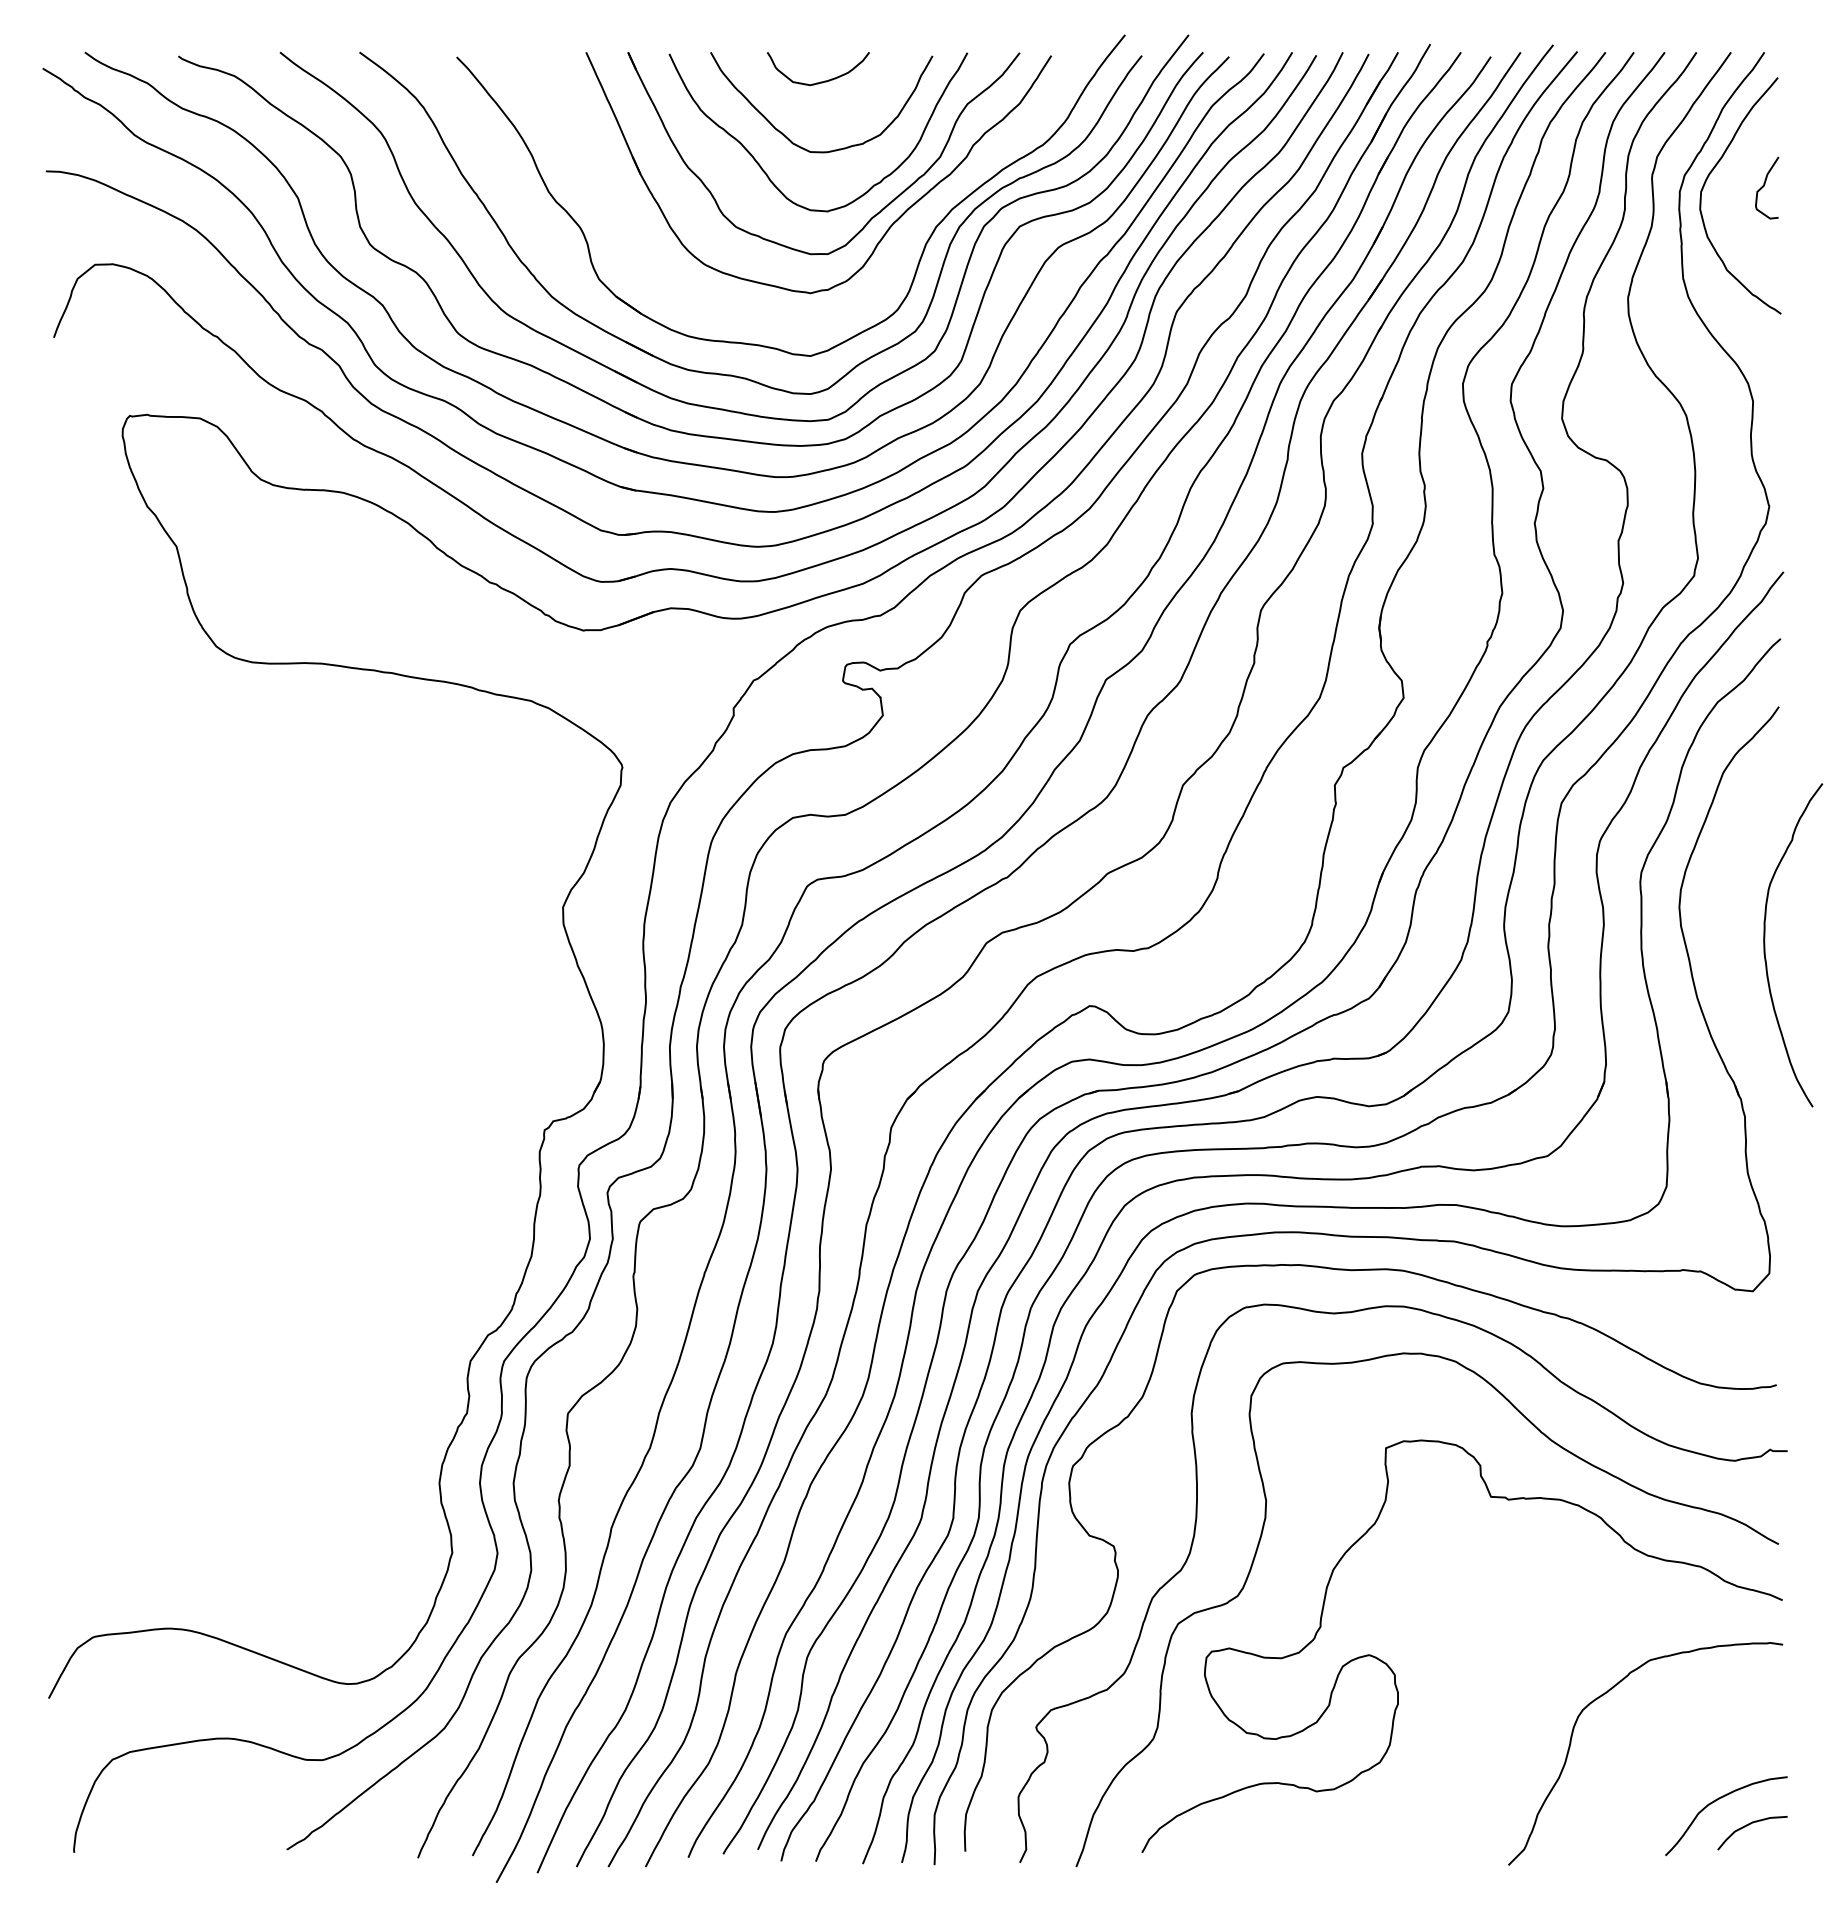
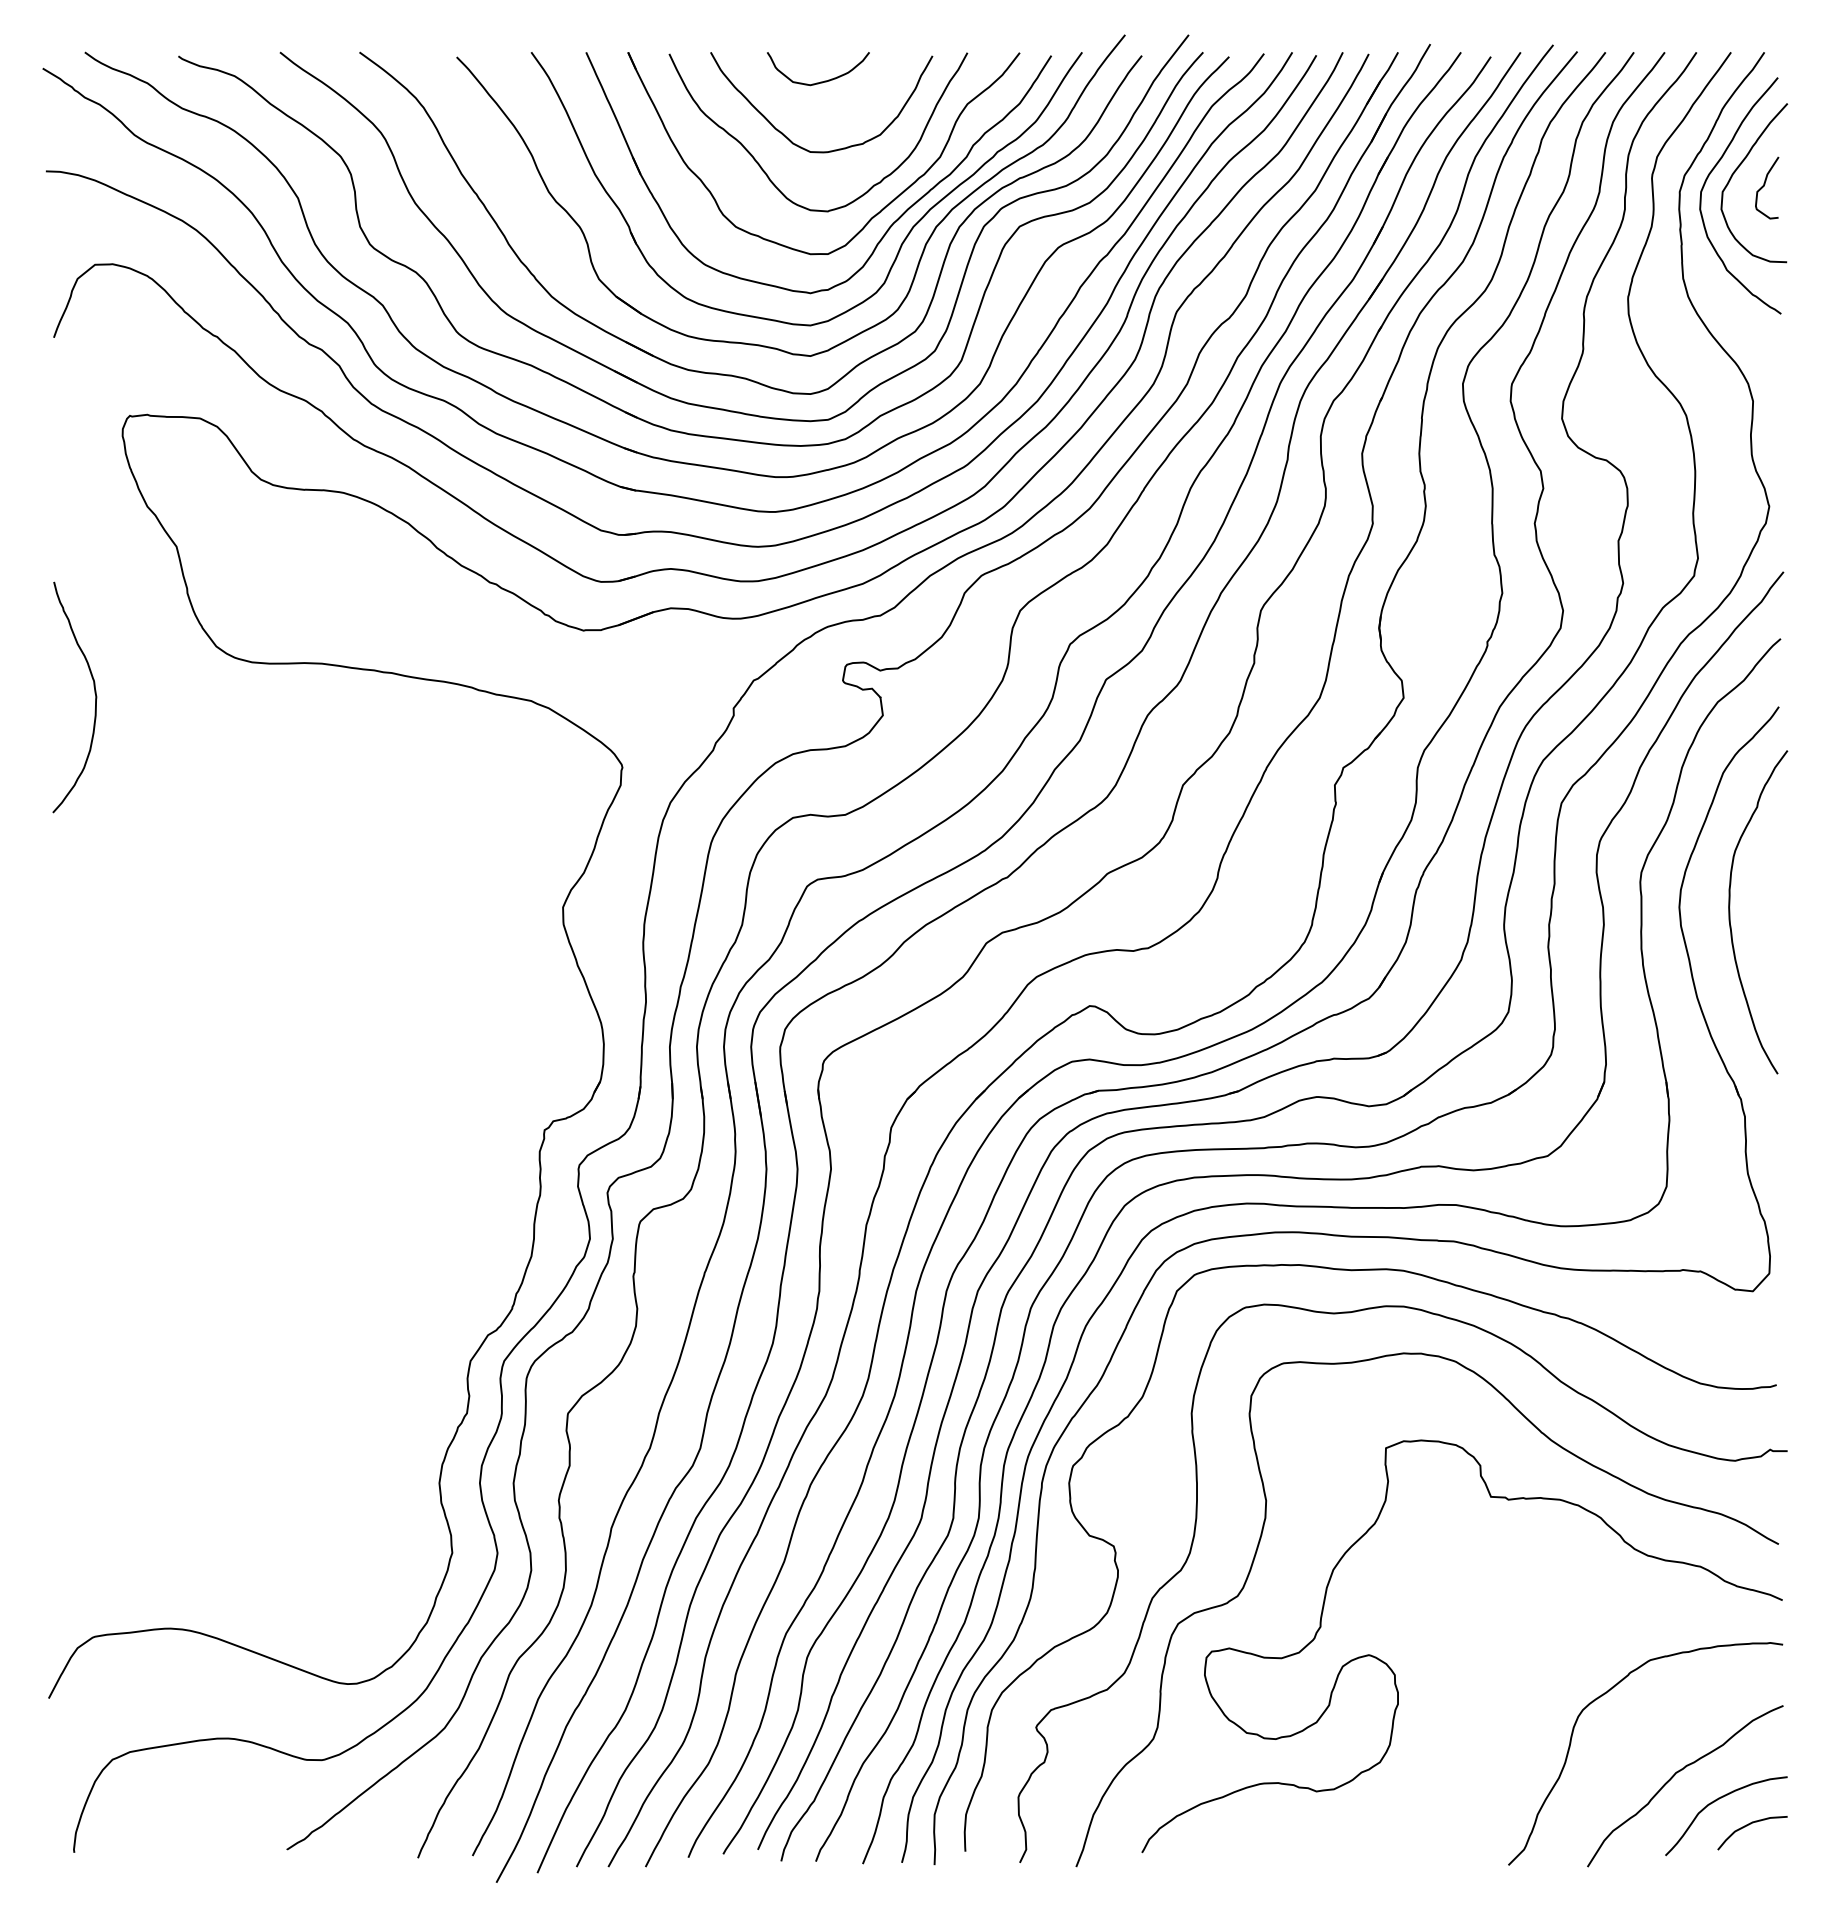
curve: none -> present (1739, 167)
part: none -> present (902, 241)
curve: none -> present (94, 693)
curve position: (1765, 945) -> (1730, 912) (1730, 912)
curve: none -> present (1675, 1775)
